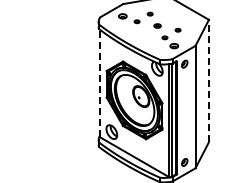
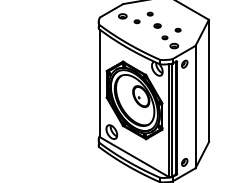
line: dashed -> solid (208, 80)
line: dashed -> solid (99, 83)
